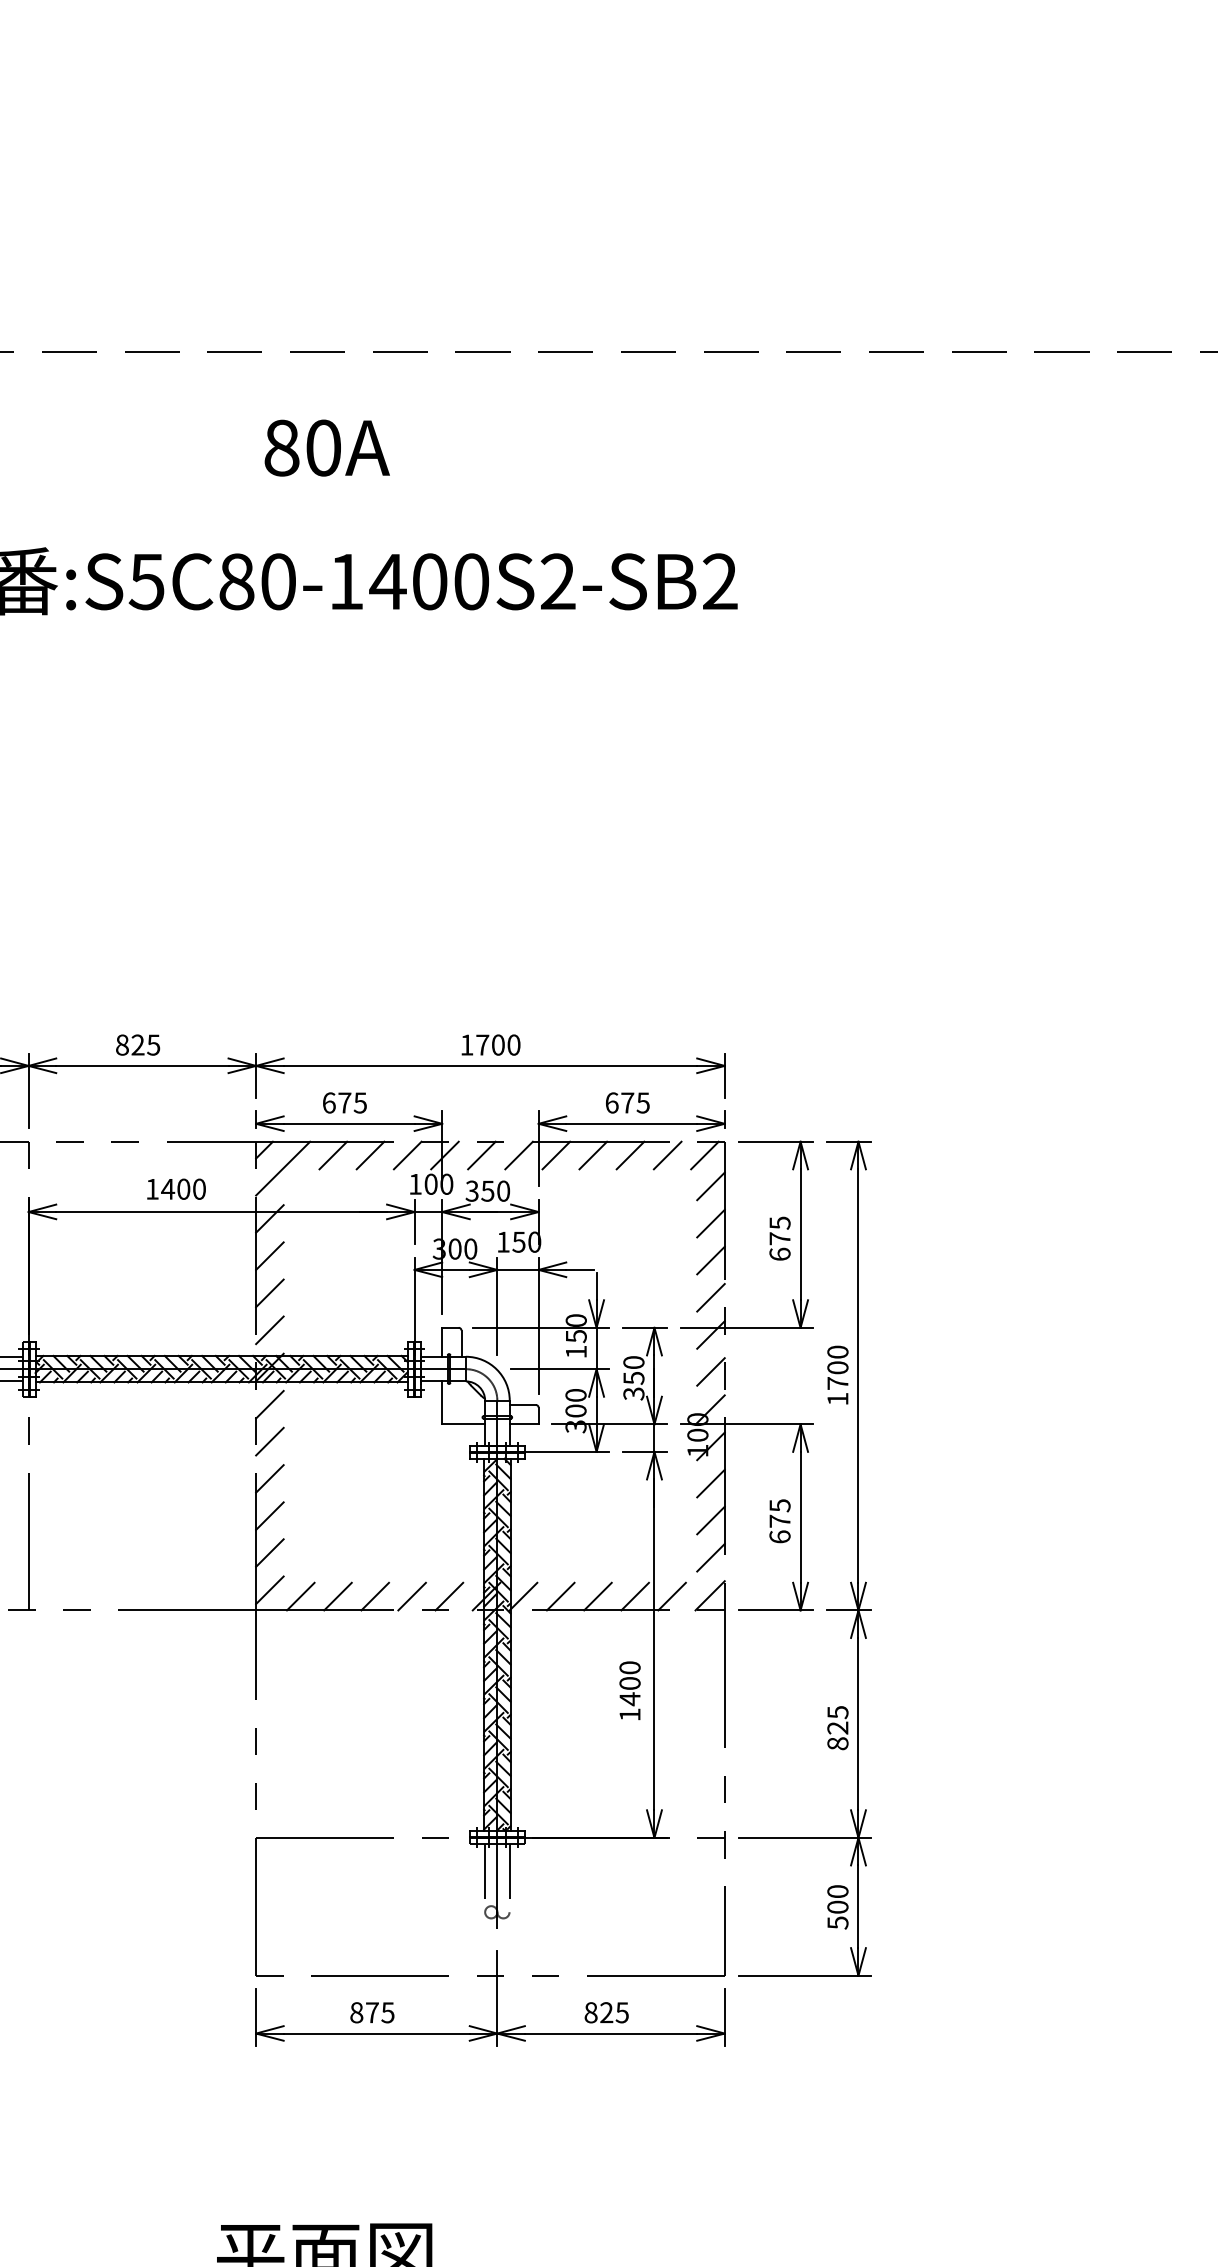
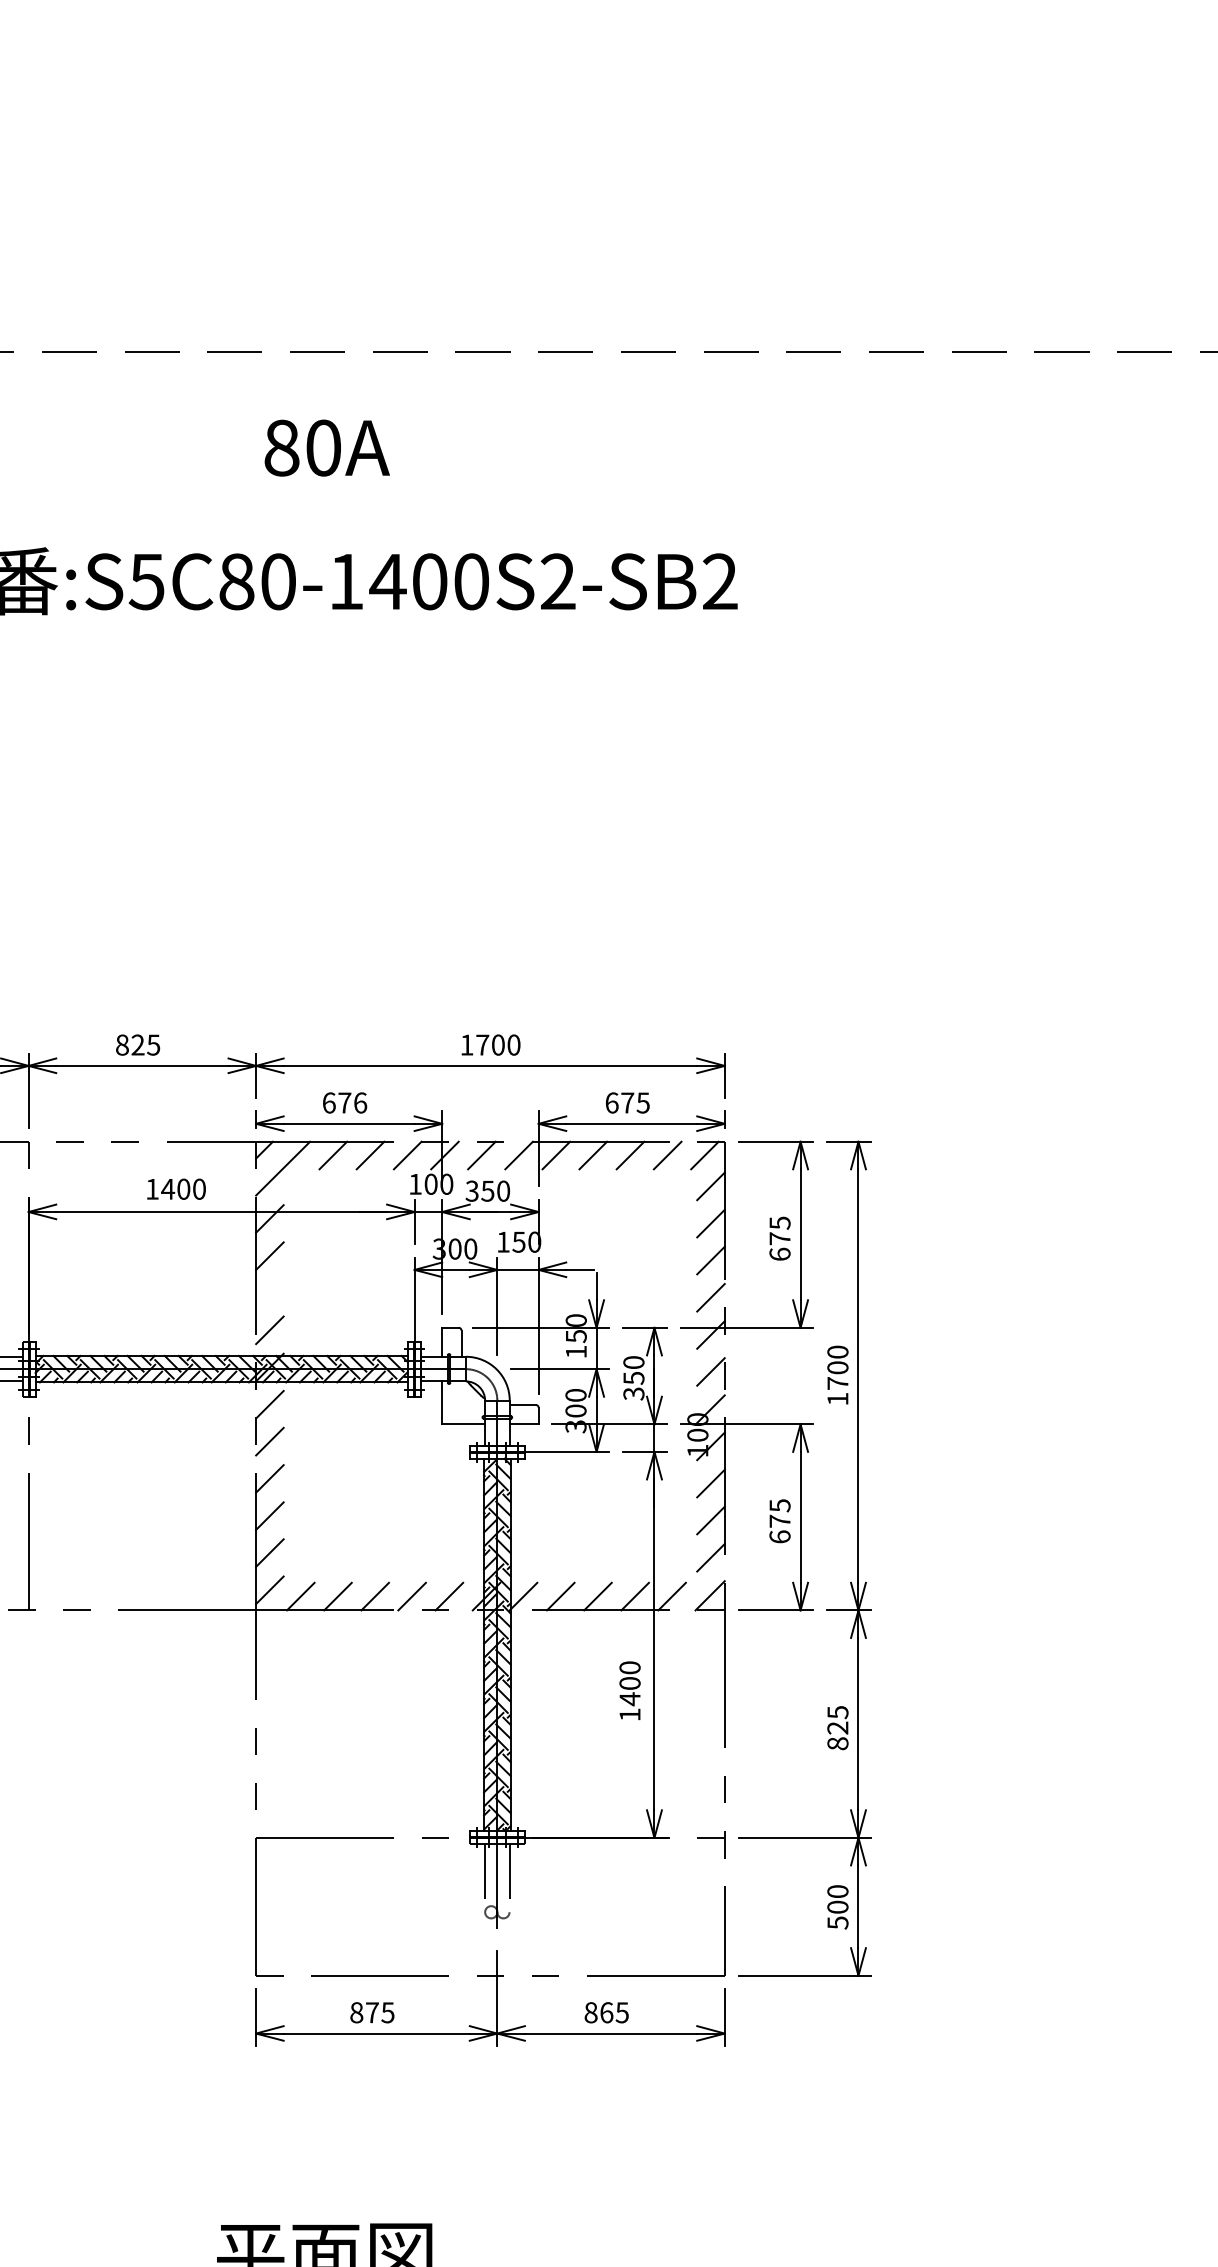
text: 675 -> 676 (360, 1102)
line: present -> none (269, 1293)
text: 825 -> 865 (606, 2012)
